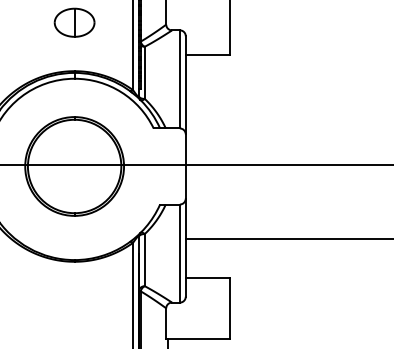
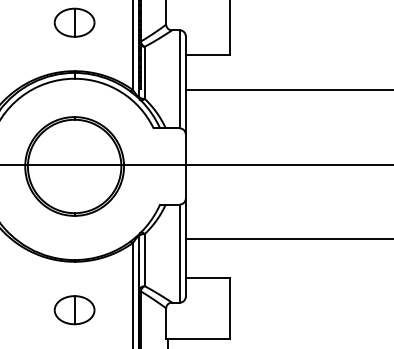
line: none -> present (287, 90)
part: none -> present (74, 310)
